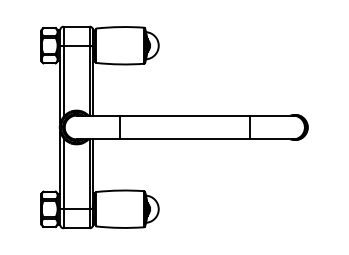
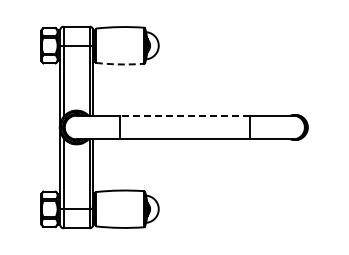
arc: solid -> dashed (119, 64)
line: solid -> dashed (184, 115)
